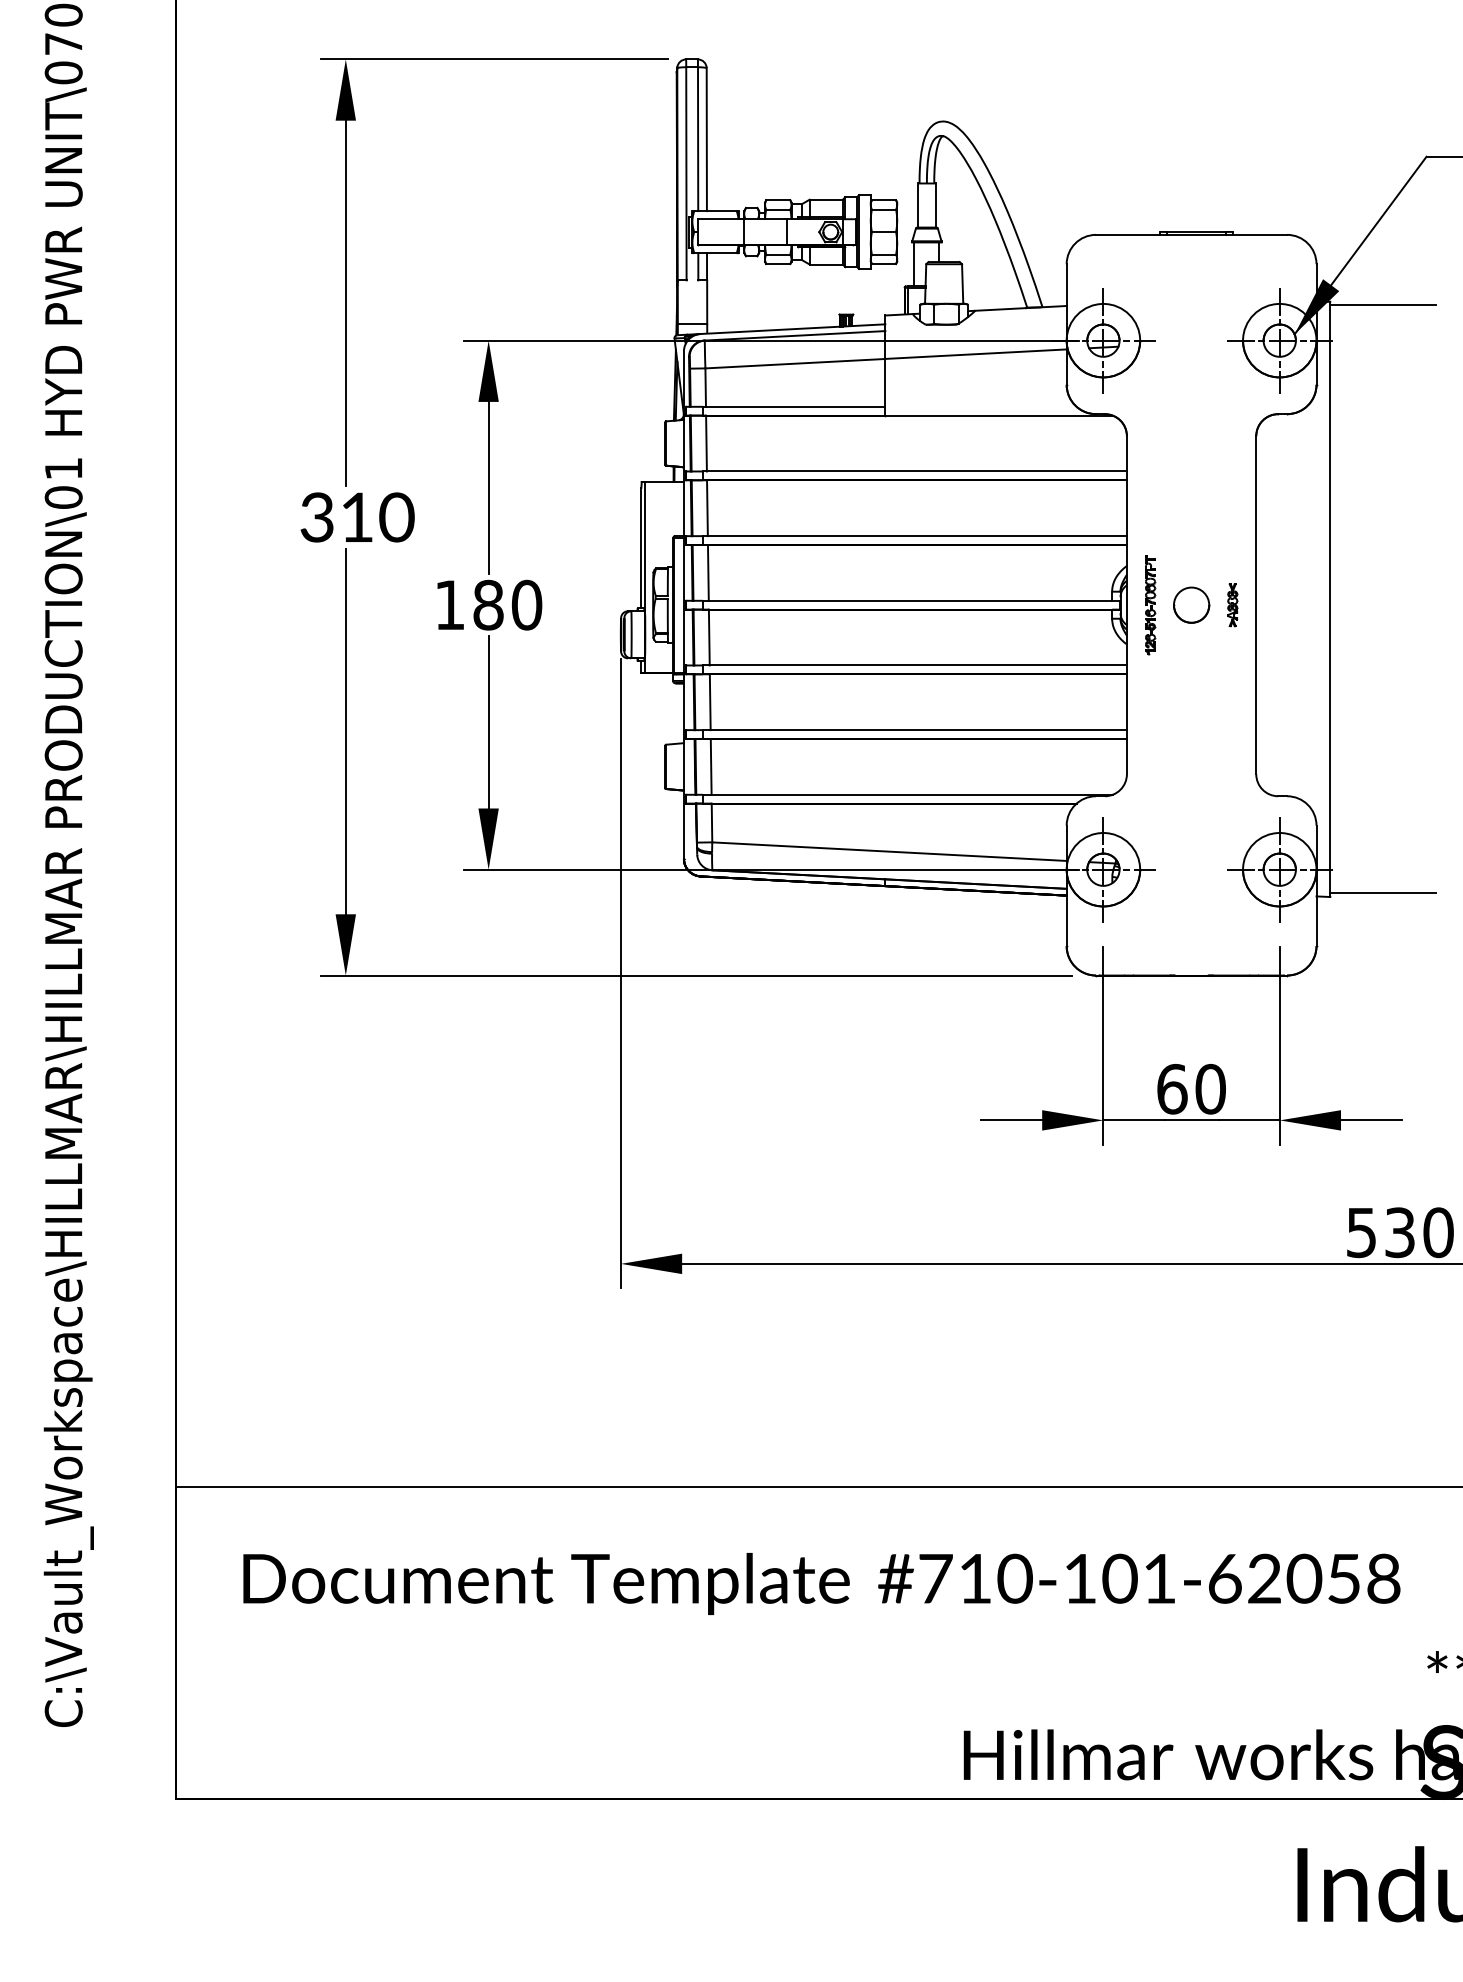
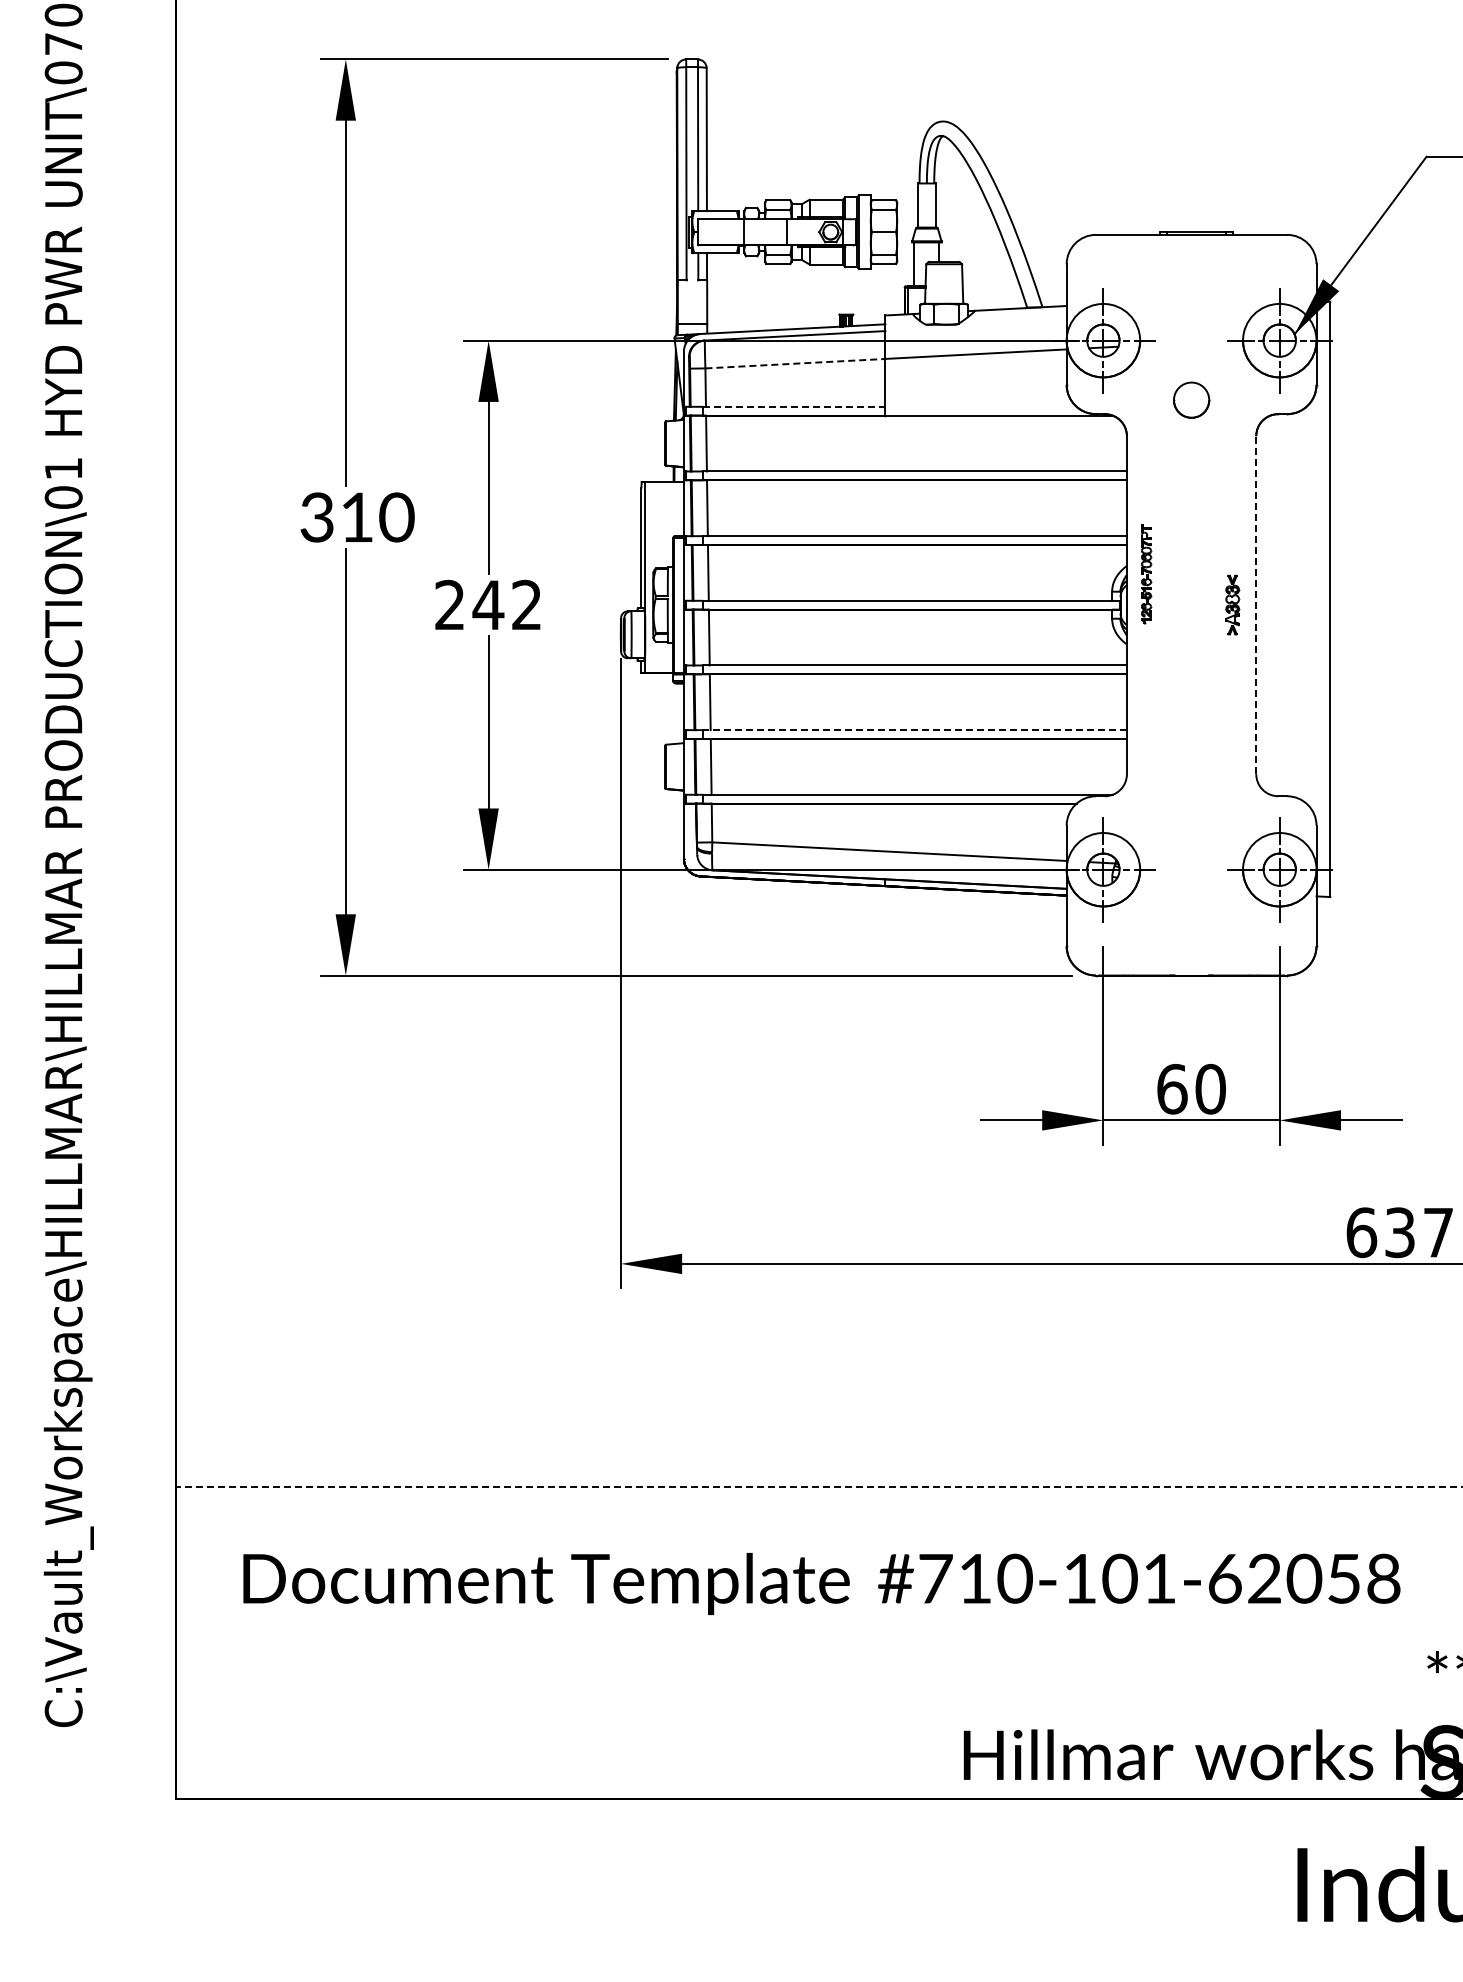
line: present -> none (1383, 305)
line: solid -> dashed (795, 363)
line: solid -> dashed (794, 406)
text: 180 -> 242 (488, 604)
circle position: (1191, 604) -> (1191, 399) (1191, 399)
line: solid -> dashed (1256, 604)
part position: (1150, 605) -> (1146, 574) (1146, 574)
part size: 12x45 px -> 16x62 px (1232, 604)
line: solid -> dashed (914, 730)
line: present -> none (1383, 893)
text: 530 -> 637 (1399, 1232)
line: solid -> dashed (818, 1487)
